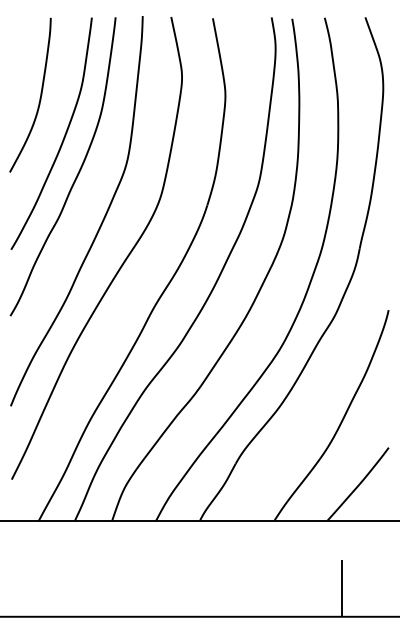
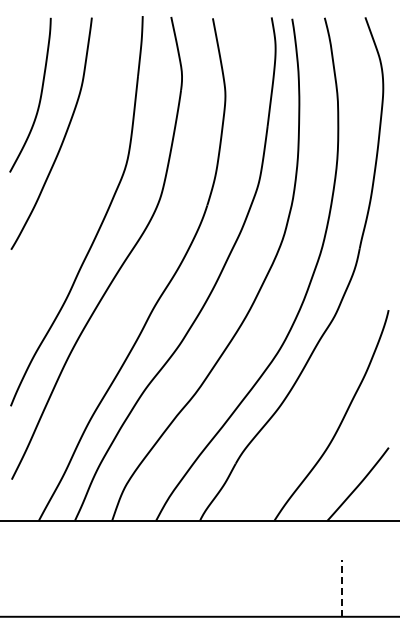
curve: present -> none (77, 173)
line: solid -> dashed (341, 587)
